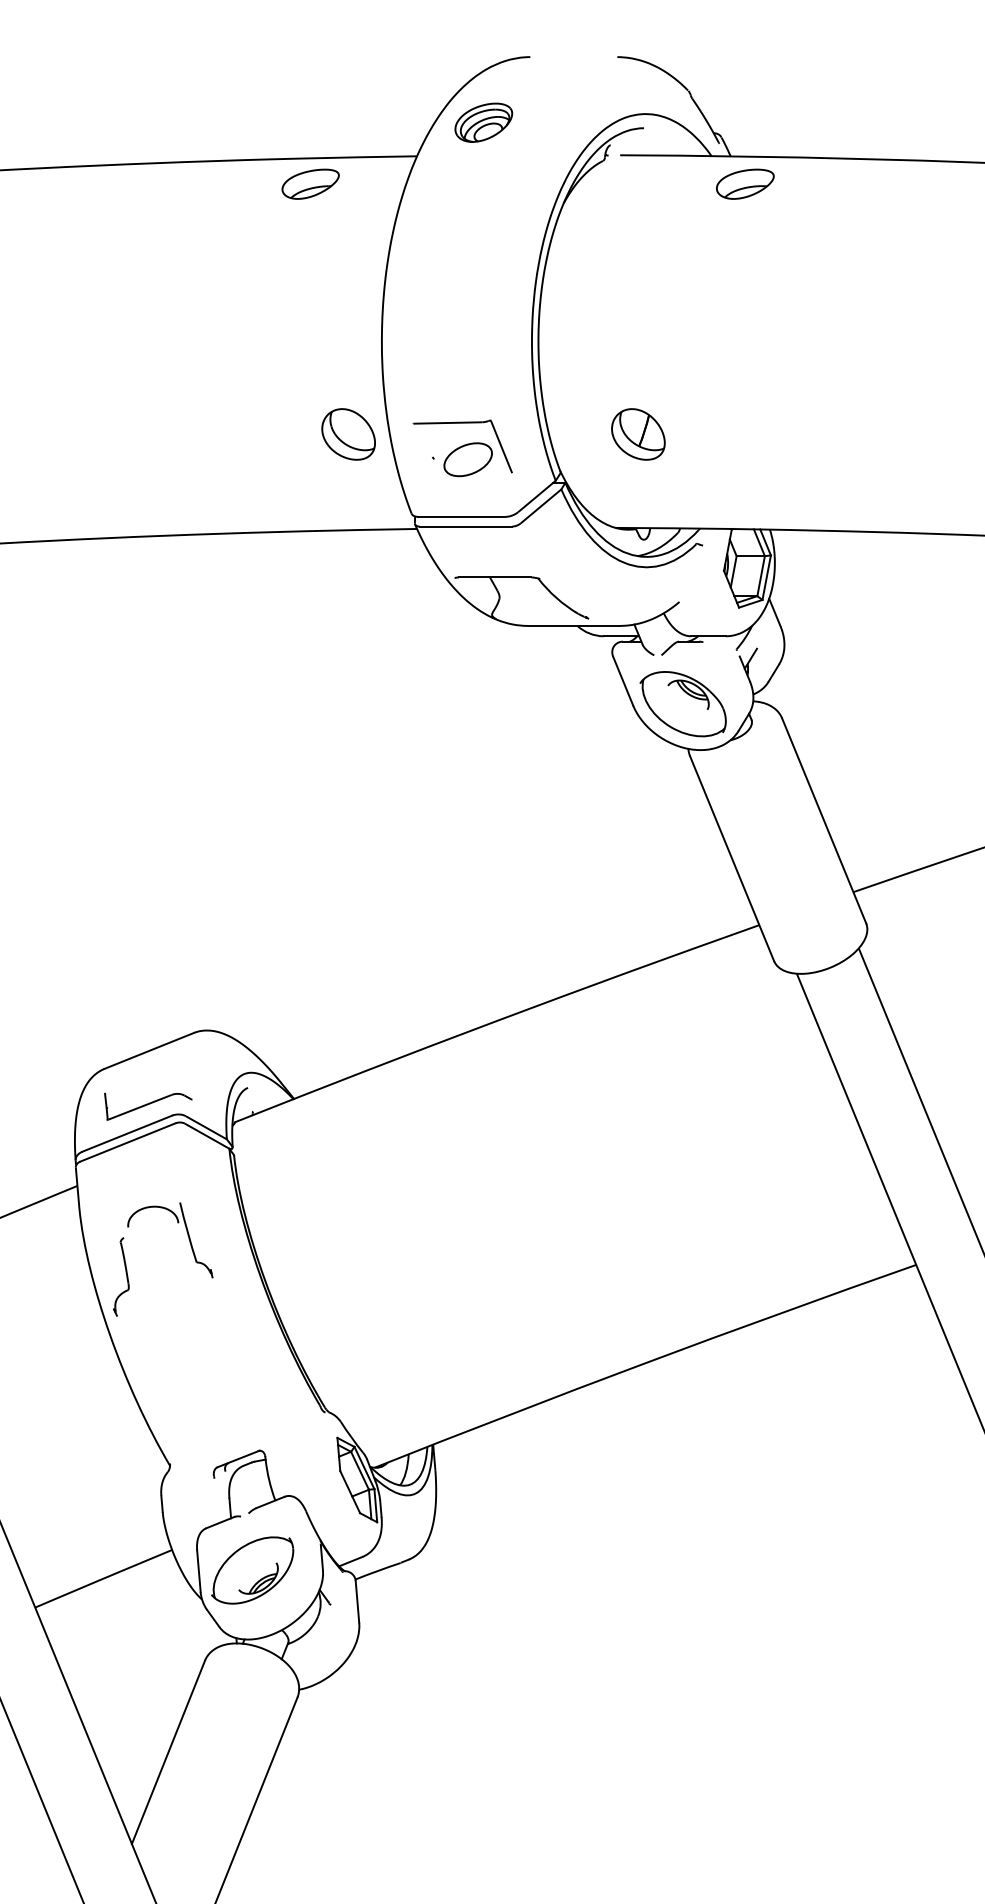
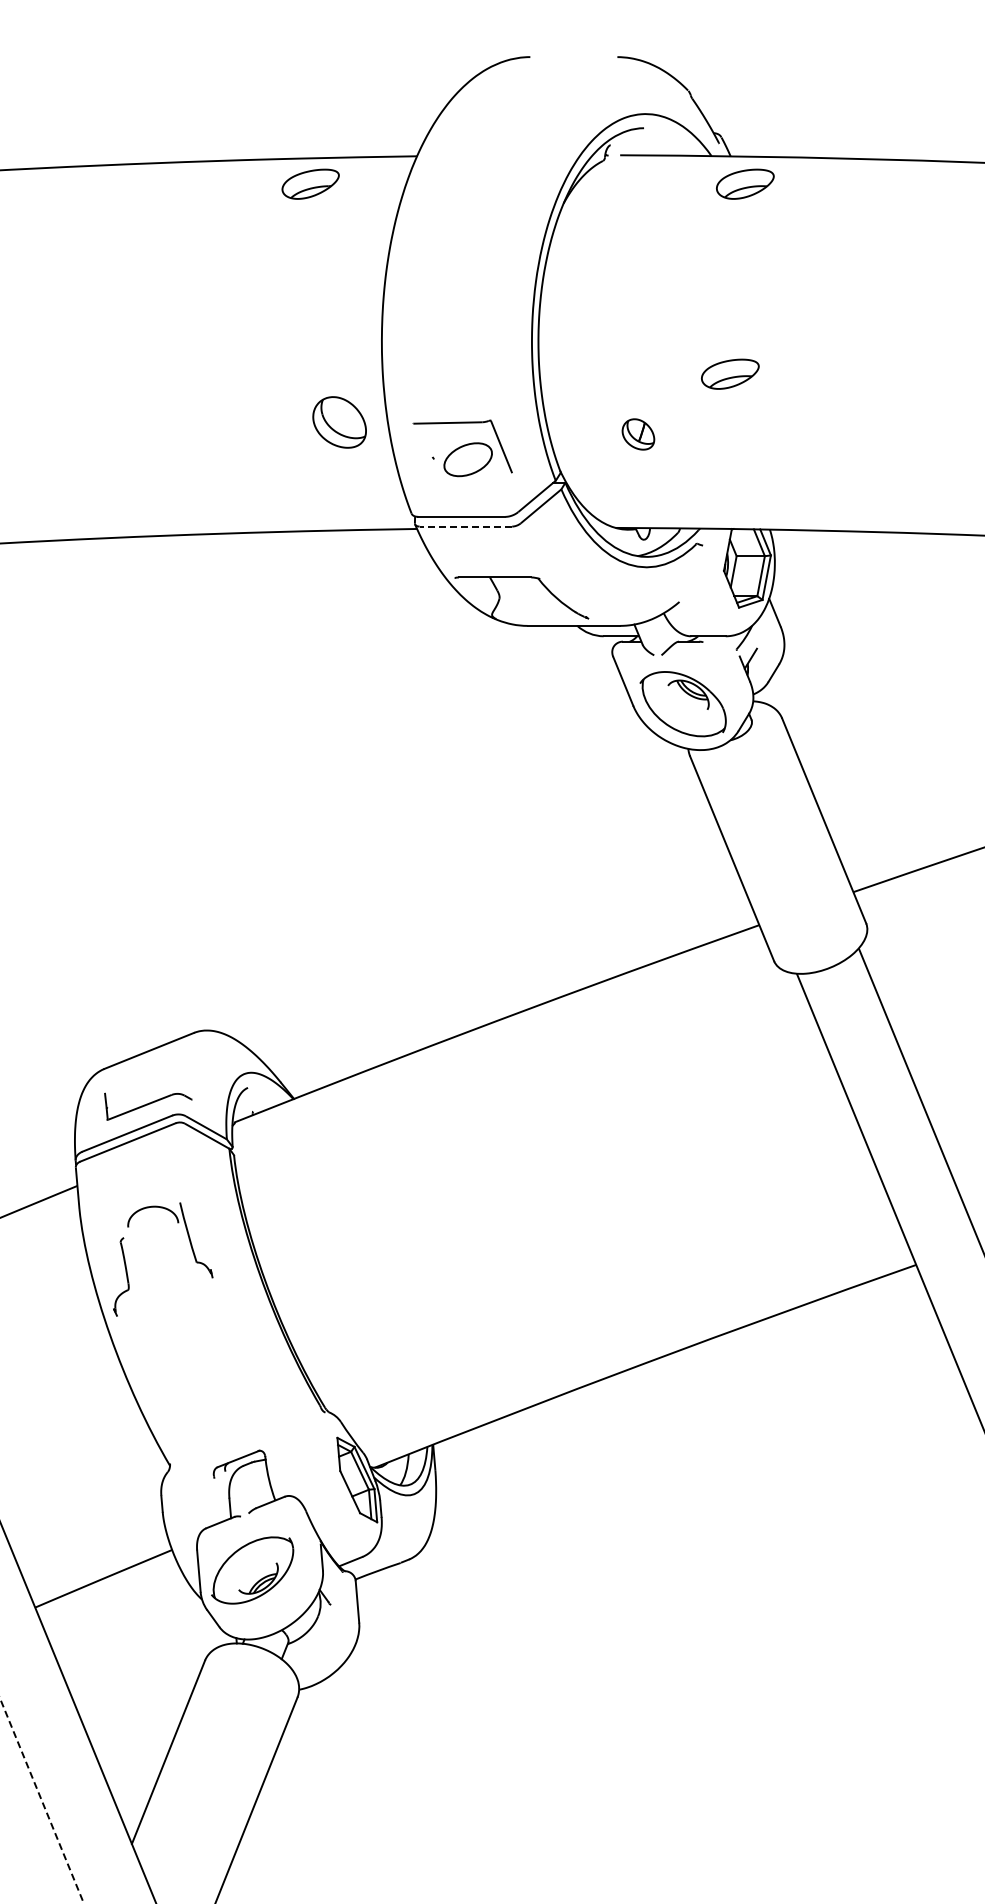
part: present -> none (483, 122)
part: none -> present (730, 373)
part position: (348, 434) -> (339, 422) (339, 422)
part size: 55x53 px -> 35x33 px (638, 434)
line: solid -> dashed (465, 526)
line: solid -> dashed (42, 1801)
